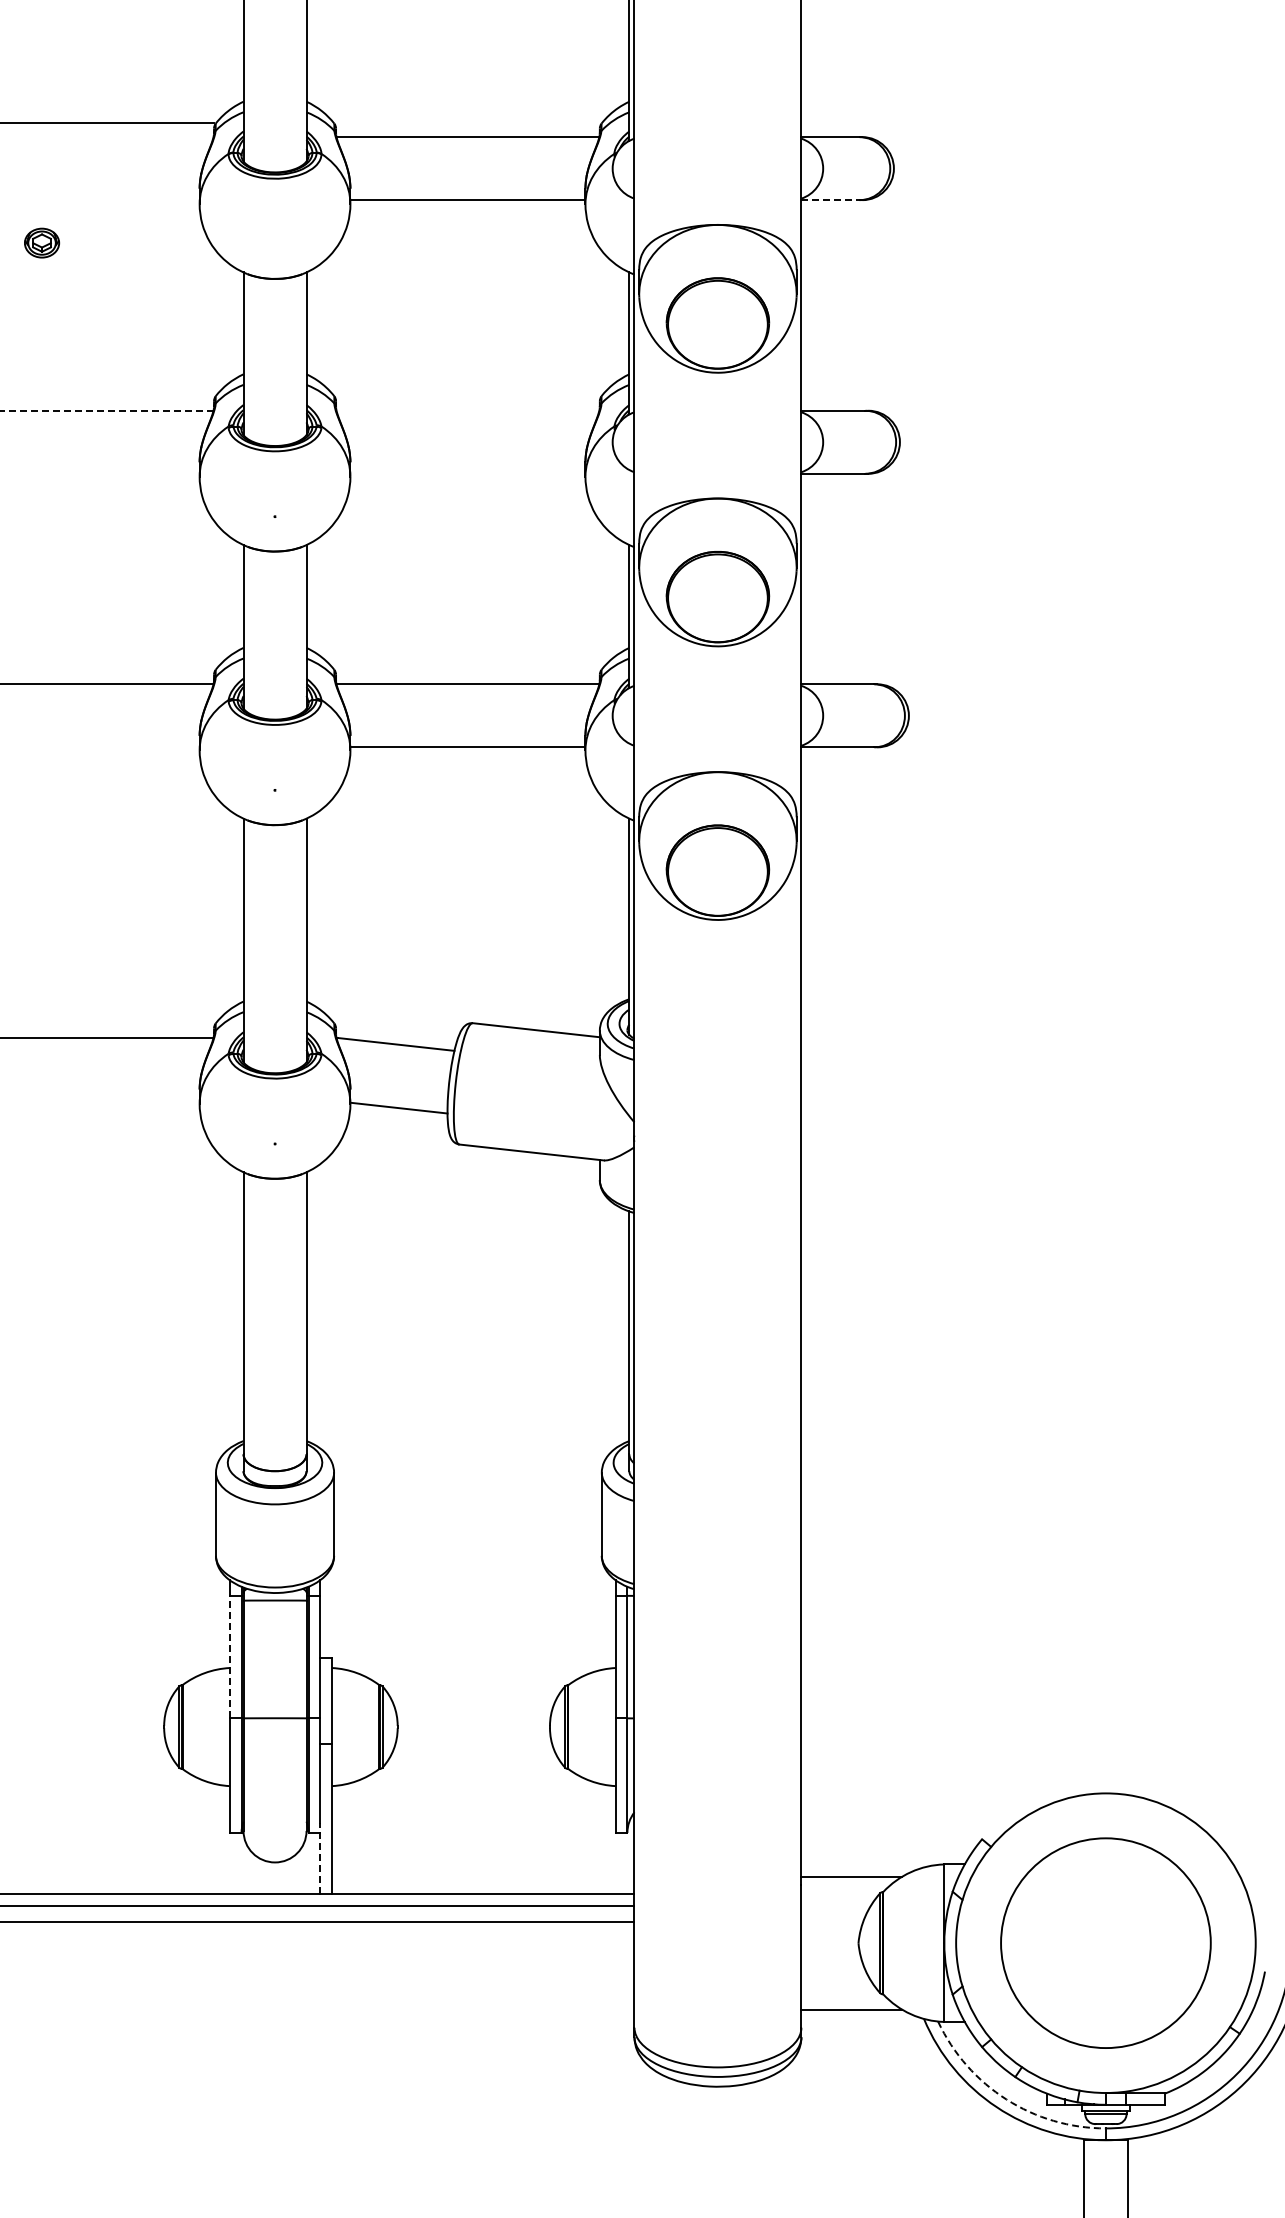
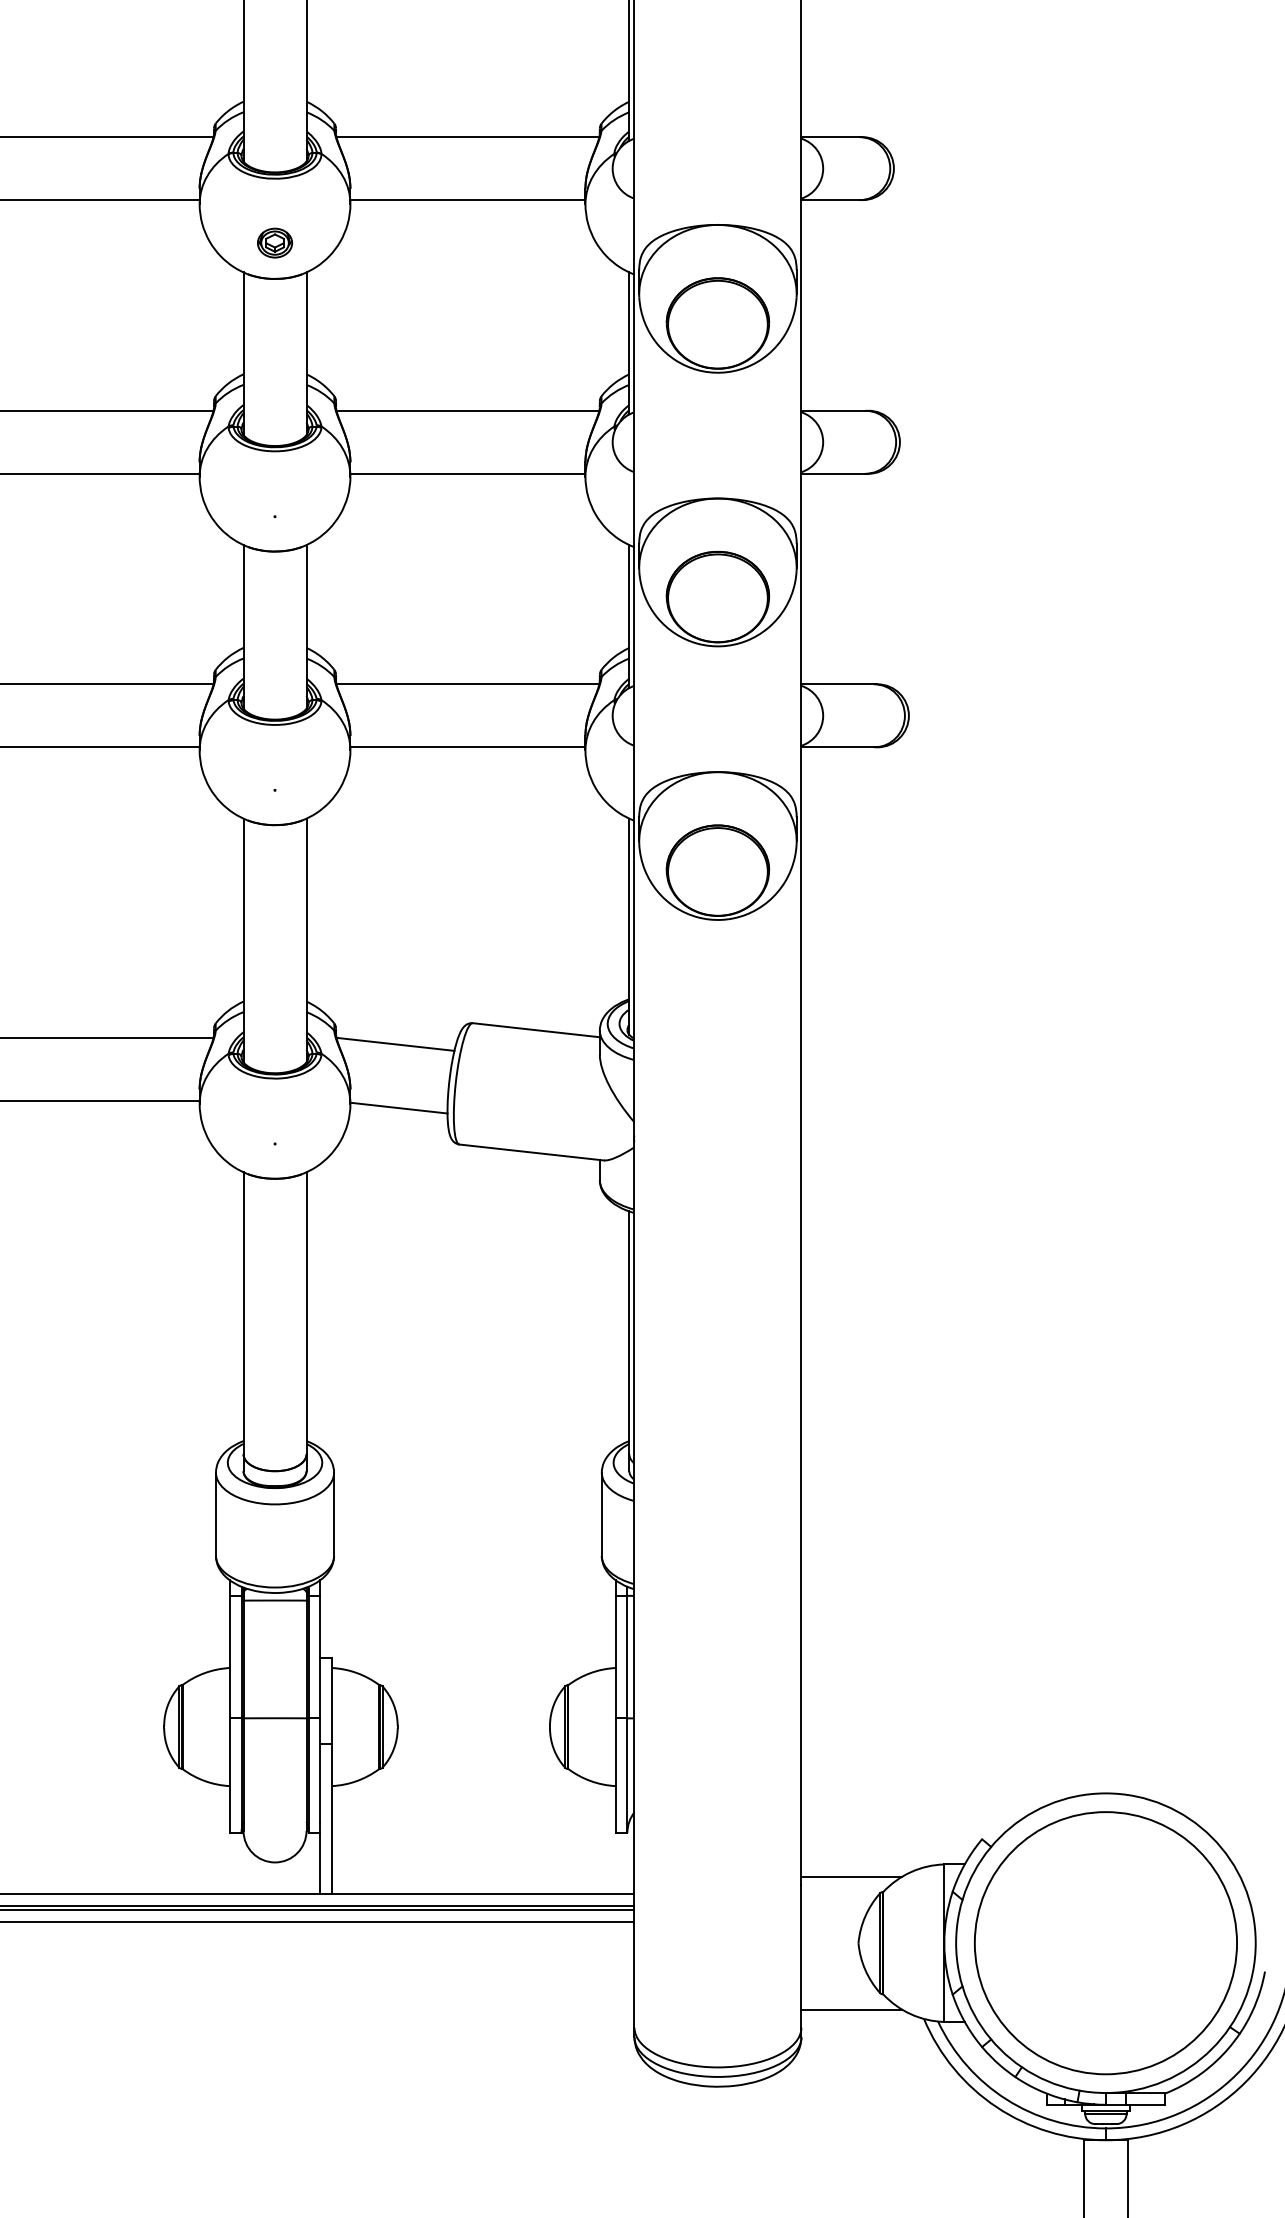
line position: (107, 123) -> (107, 137) (107, 137)
line: none -> present (100, 200)
line: dashed -> solid (830, 200)
part position: (42, 242) -> (275, 242) (275, 242)
line: dashed -> solid (106, 410)
line: none -> present (467, 410)
line: none -> present (100, 473)
line: none -> present (467, 473)
line: none -> present (100, 747)
line: none -> present (100, 1100)
line: dashed -> solid (229, 1656)
line: dashed -> solid (320, 1858)
line: none -> present (318, 1909)
circle diameter: 210 px -> 262 px (1105, 1943)
arc: dashed -> solid (1006, 2099)
